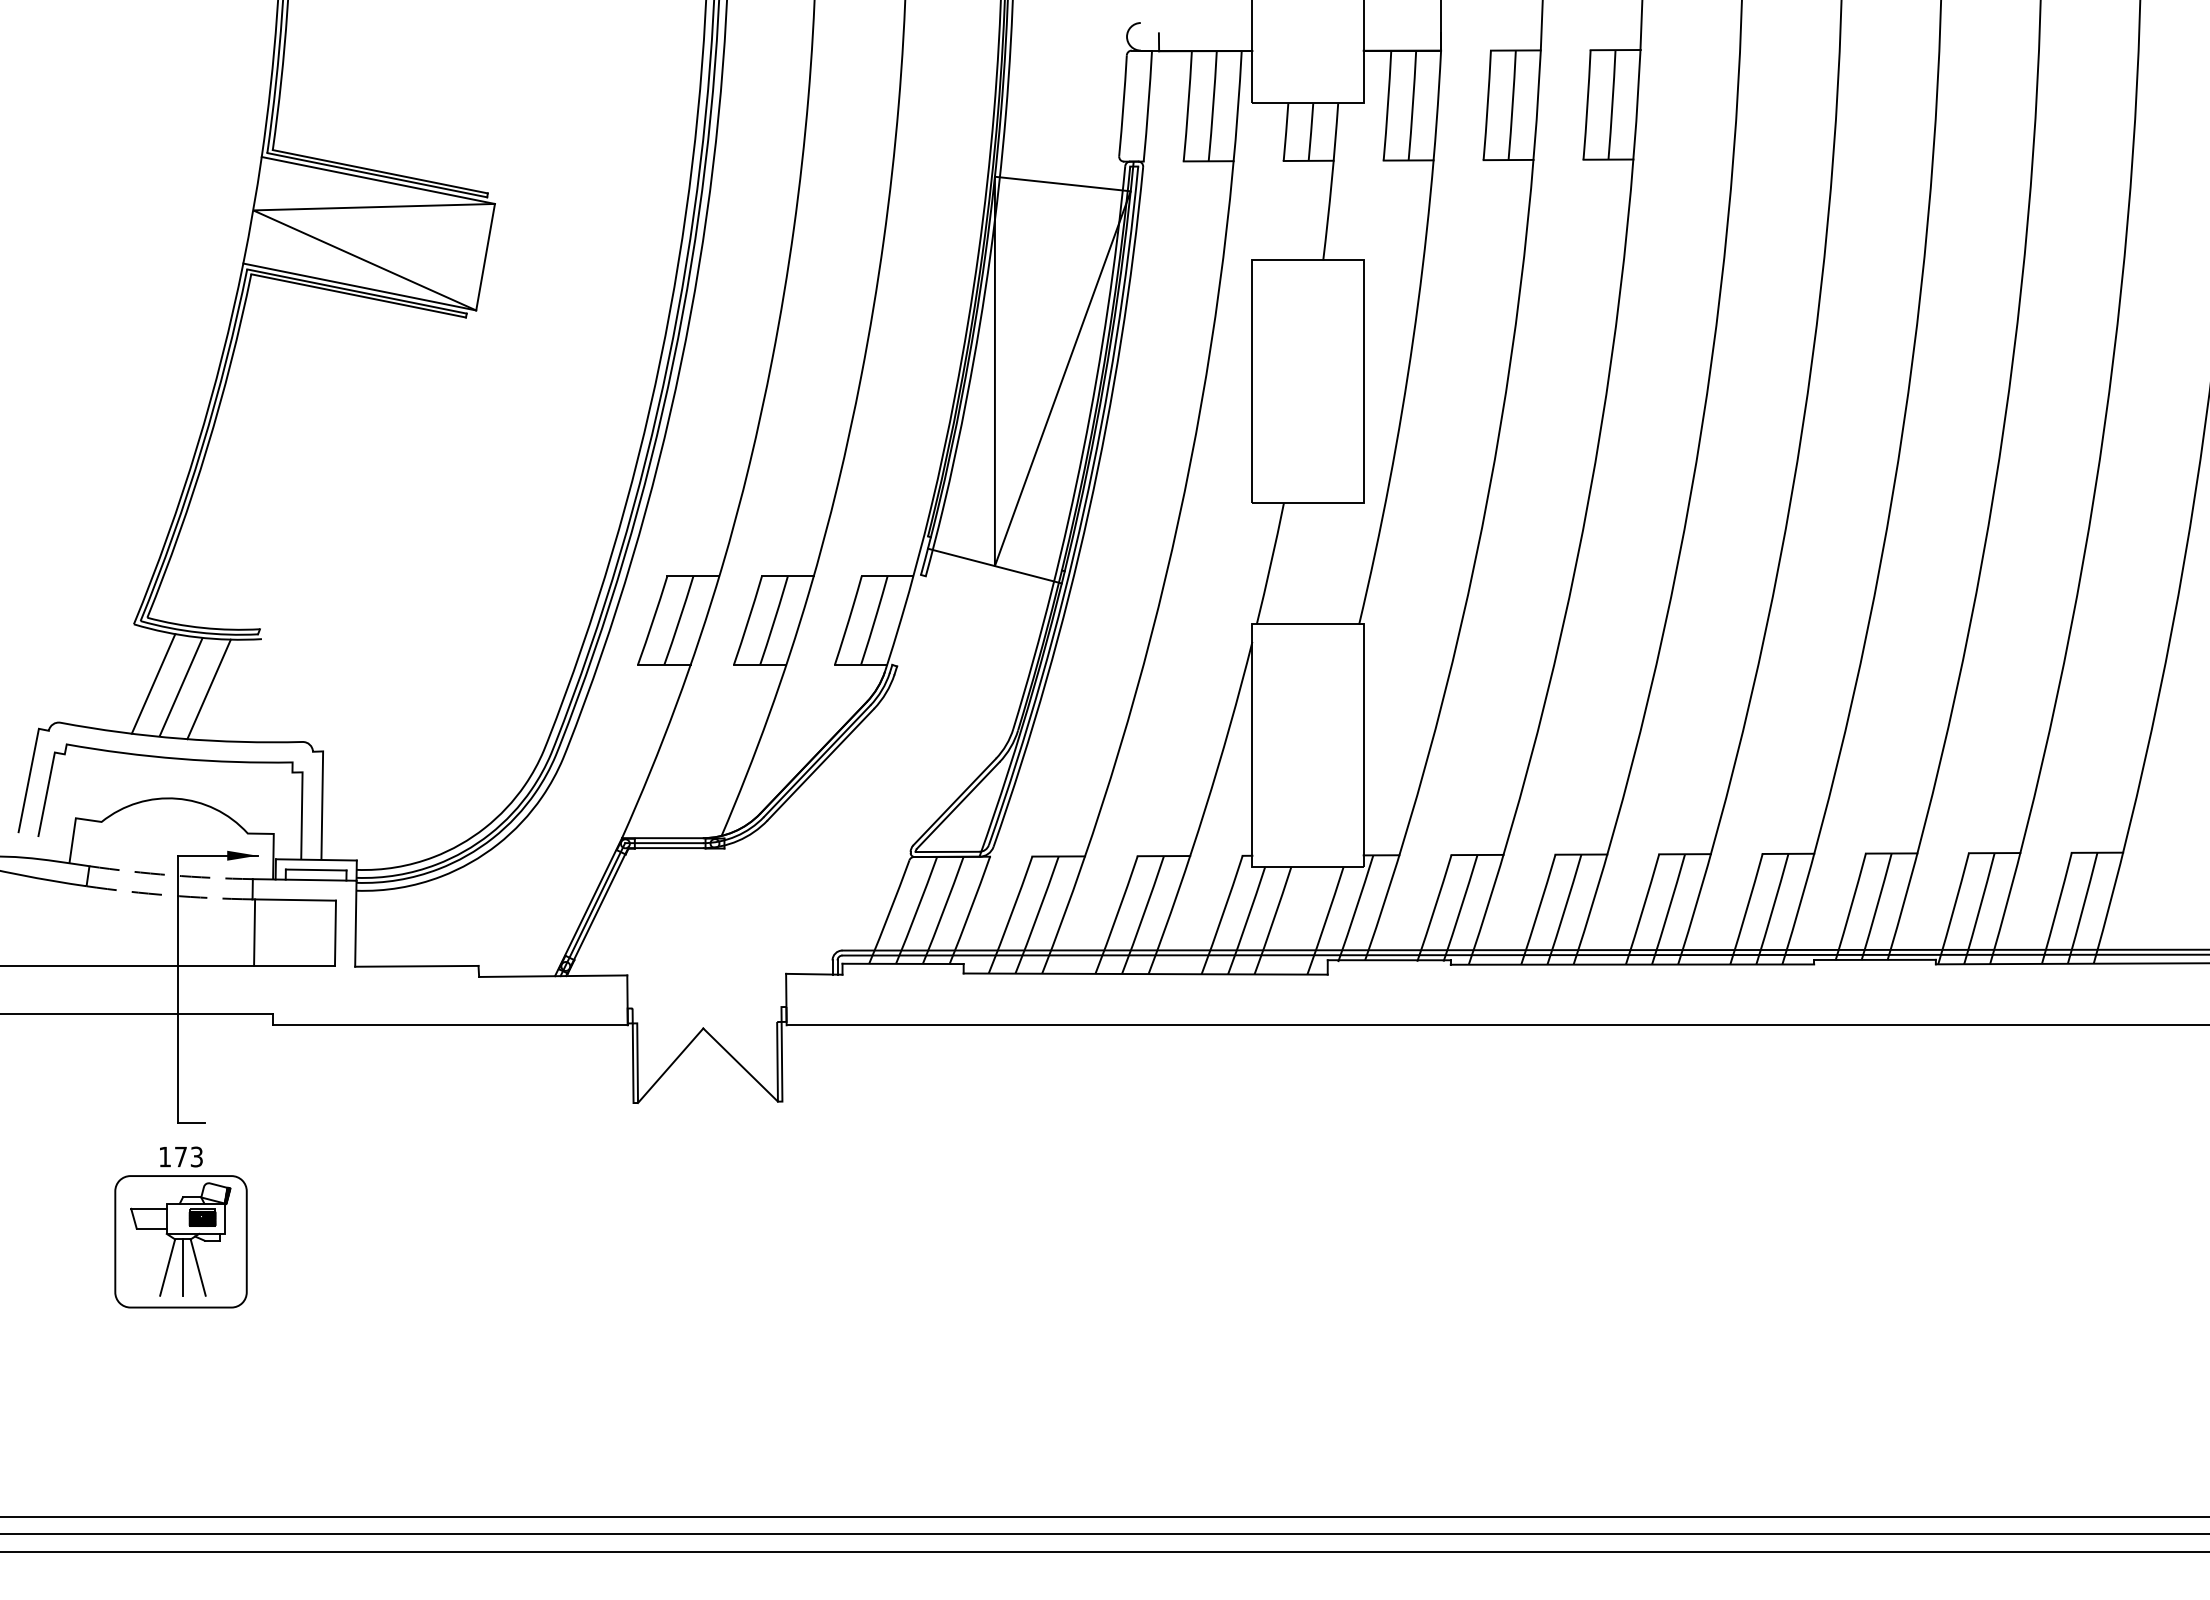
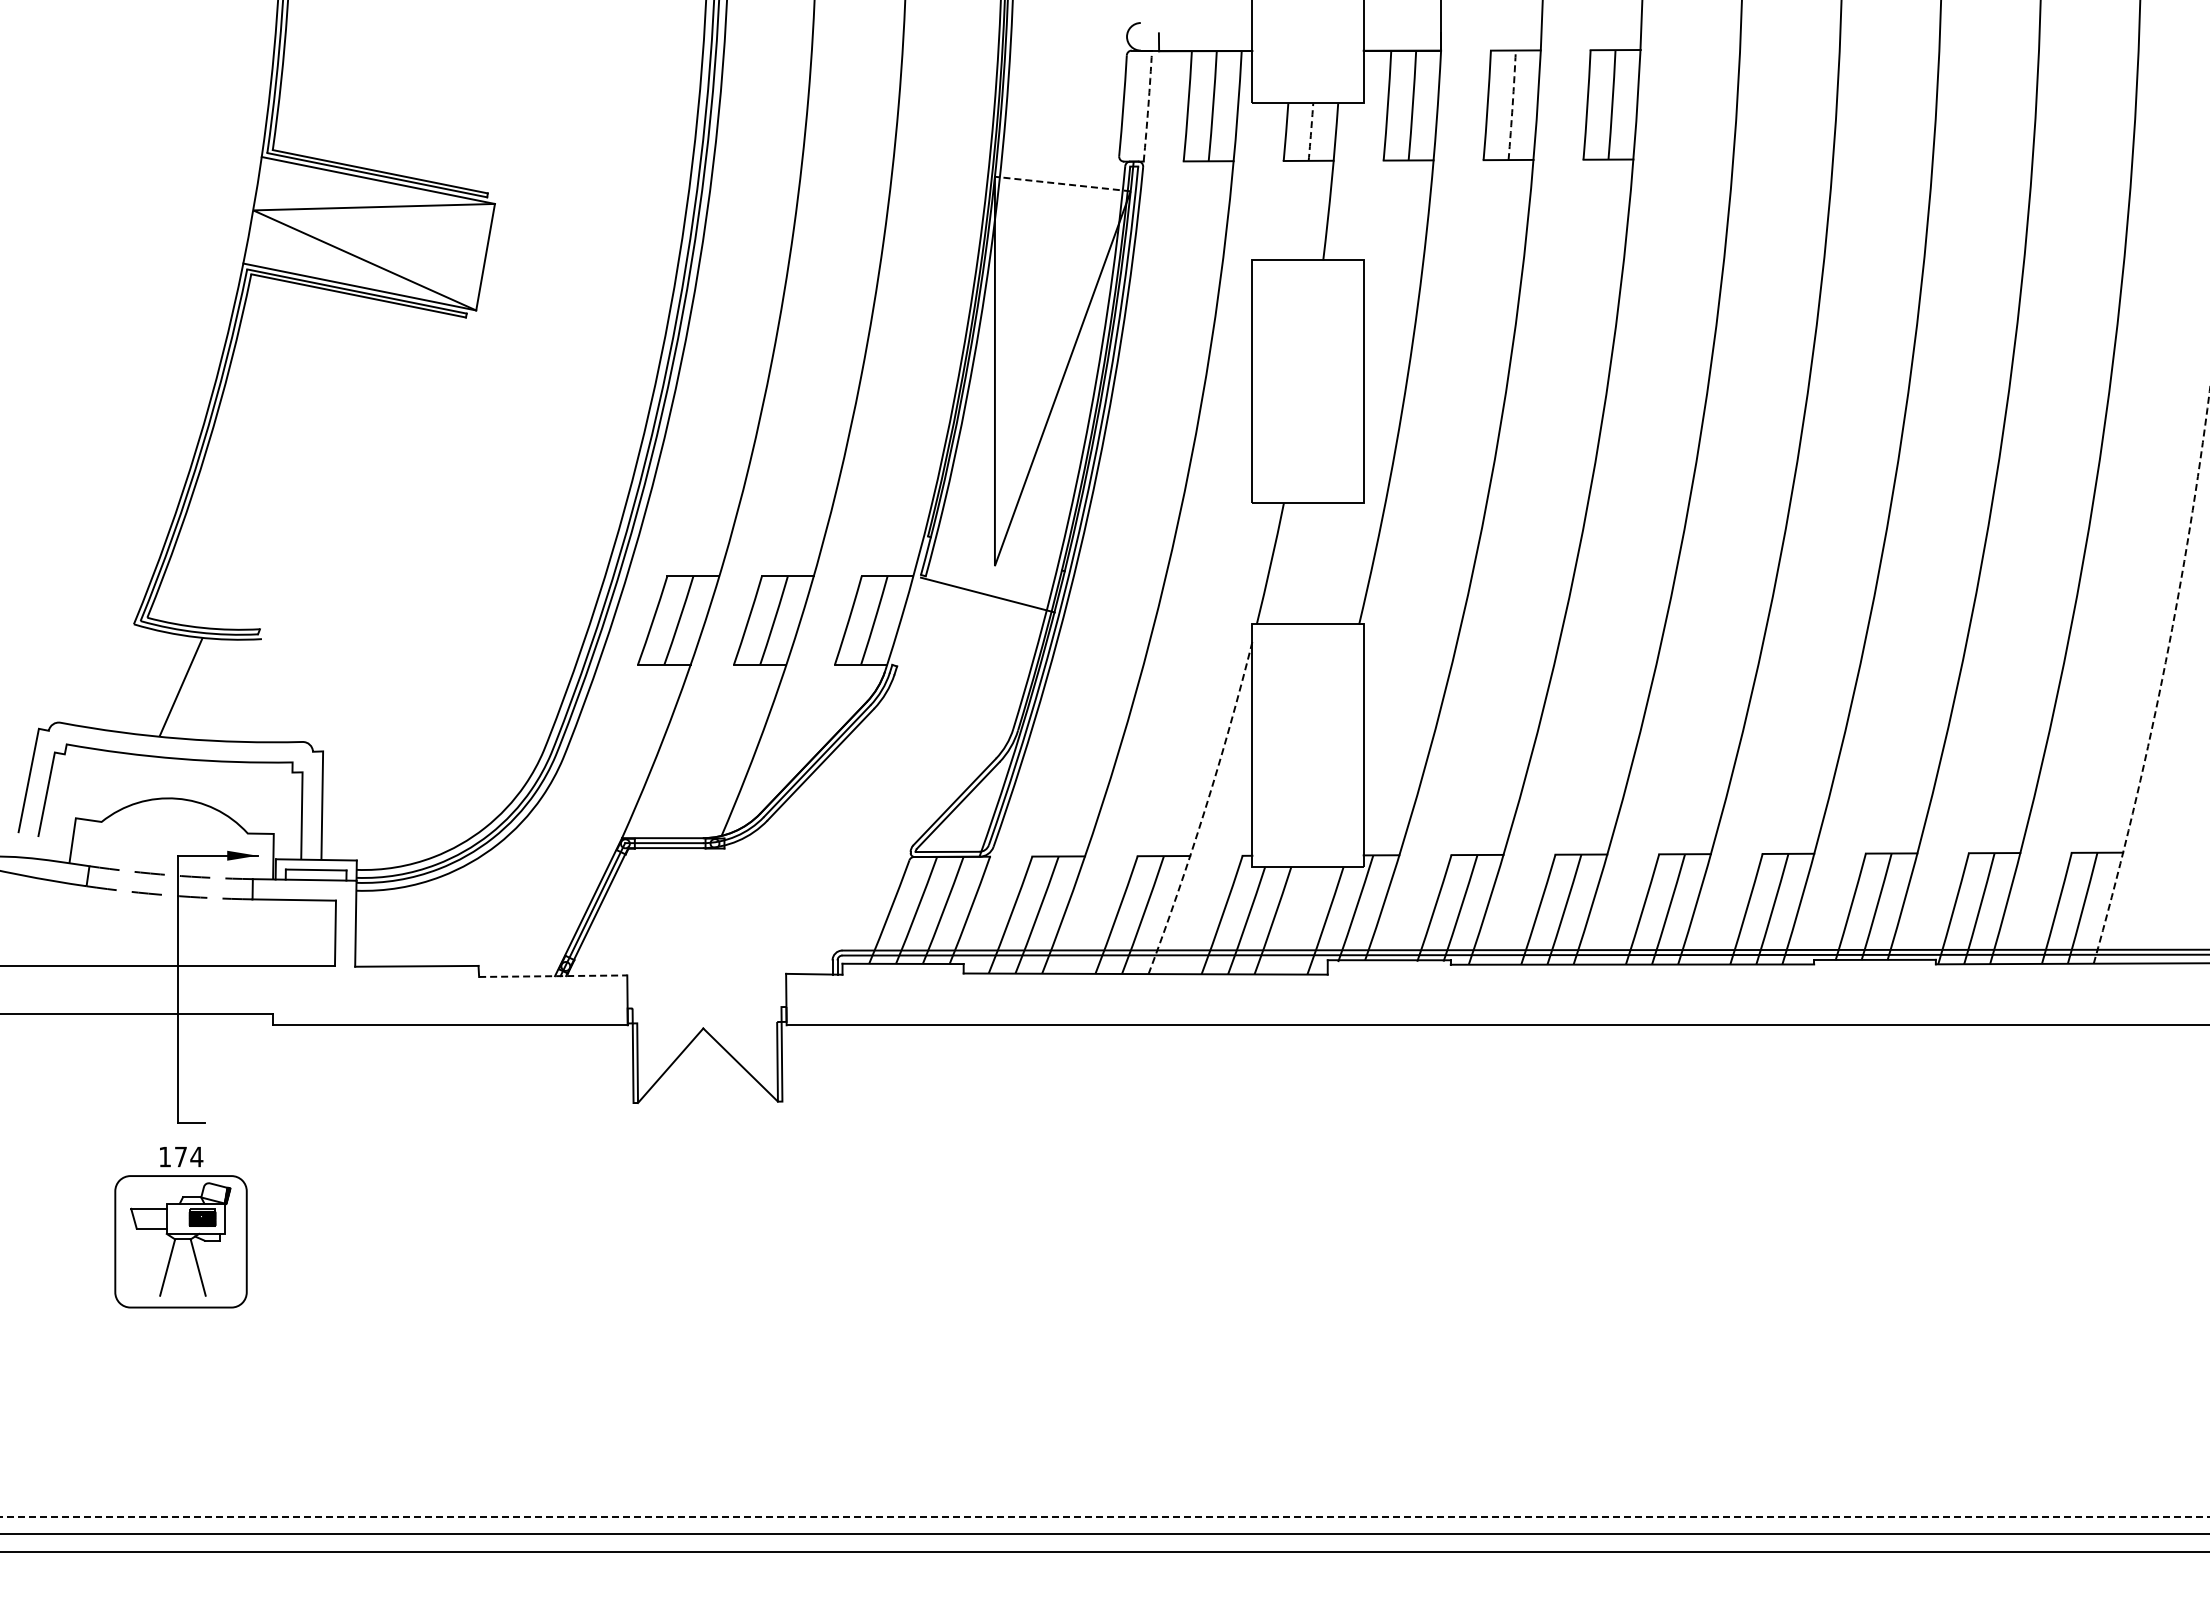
arc: solid -> dashed (1512, 105)
arc: solid -> dashed (1148, 106)
arc: solid -> dashed (1311, 132)
line: solid -> dashed (1062, 184)
line position: (994, 565) -> (987, 594) (987, 594)
arc: solid -> dashed (2162, 677)
line: present -> none (153, 683)
line: present -> none (208, 689)
arc: solid -> dashed (1205, 809)
line: present -> none (254, 932)
line: solid -> dashed (553, 976)
text: 173 -> 174 (196, 1156)
line: present -> none (182, 1267)
line: solid -> dashed (1105, 1516)
